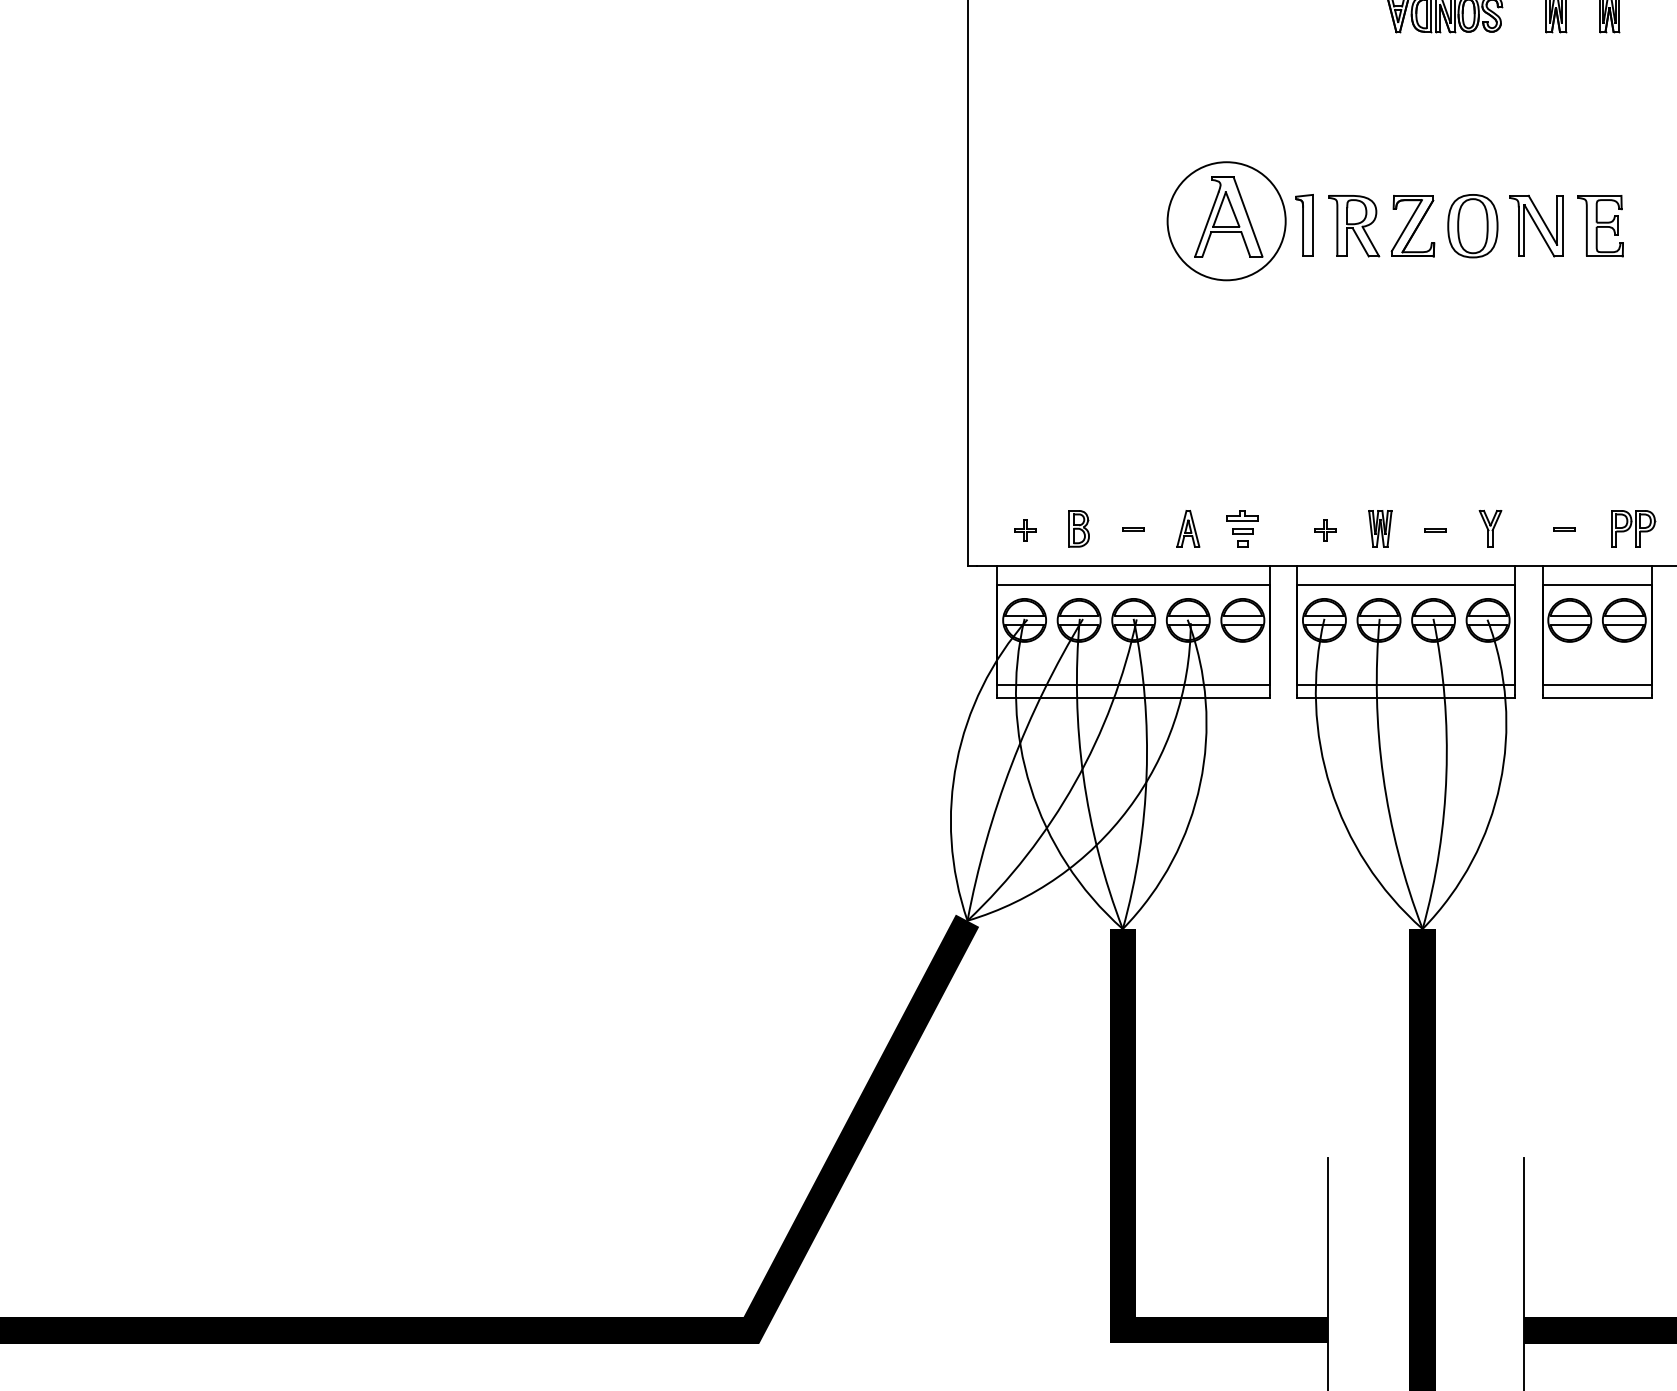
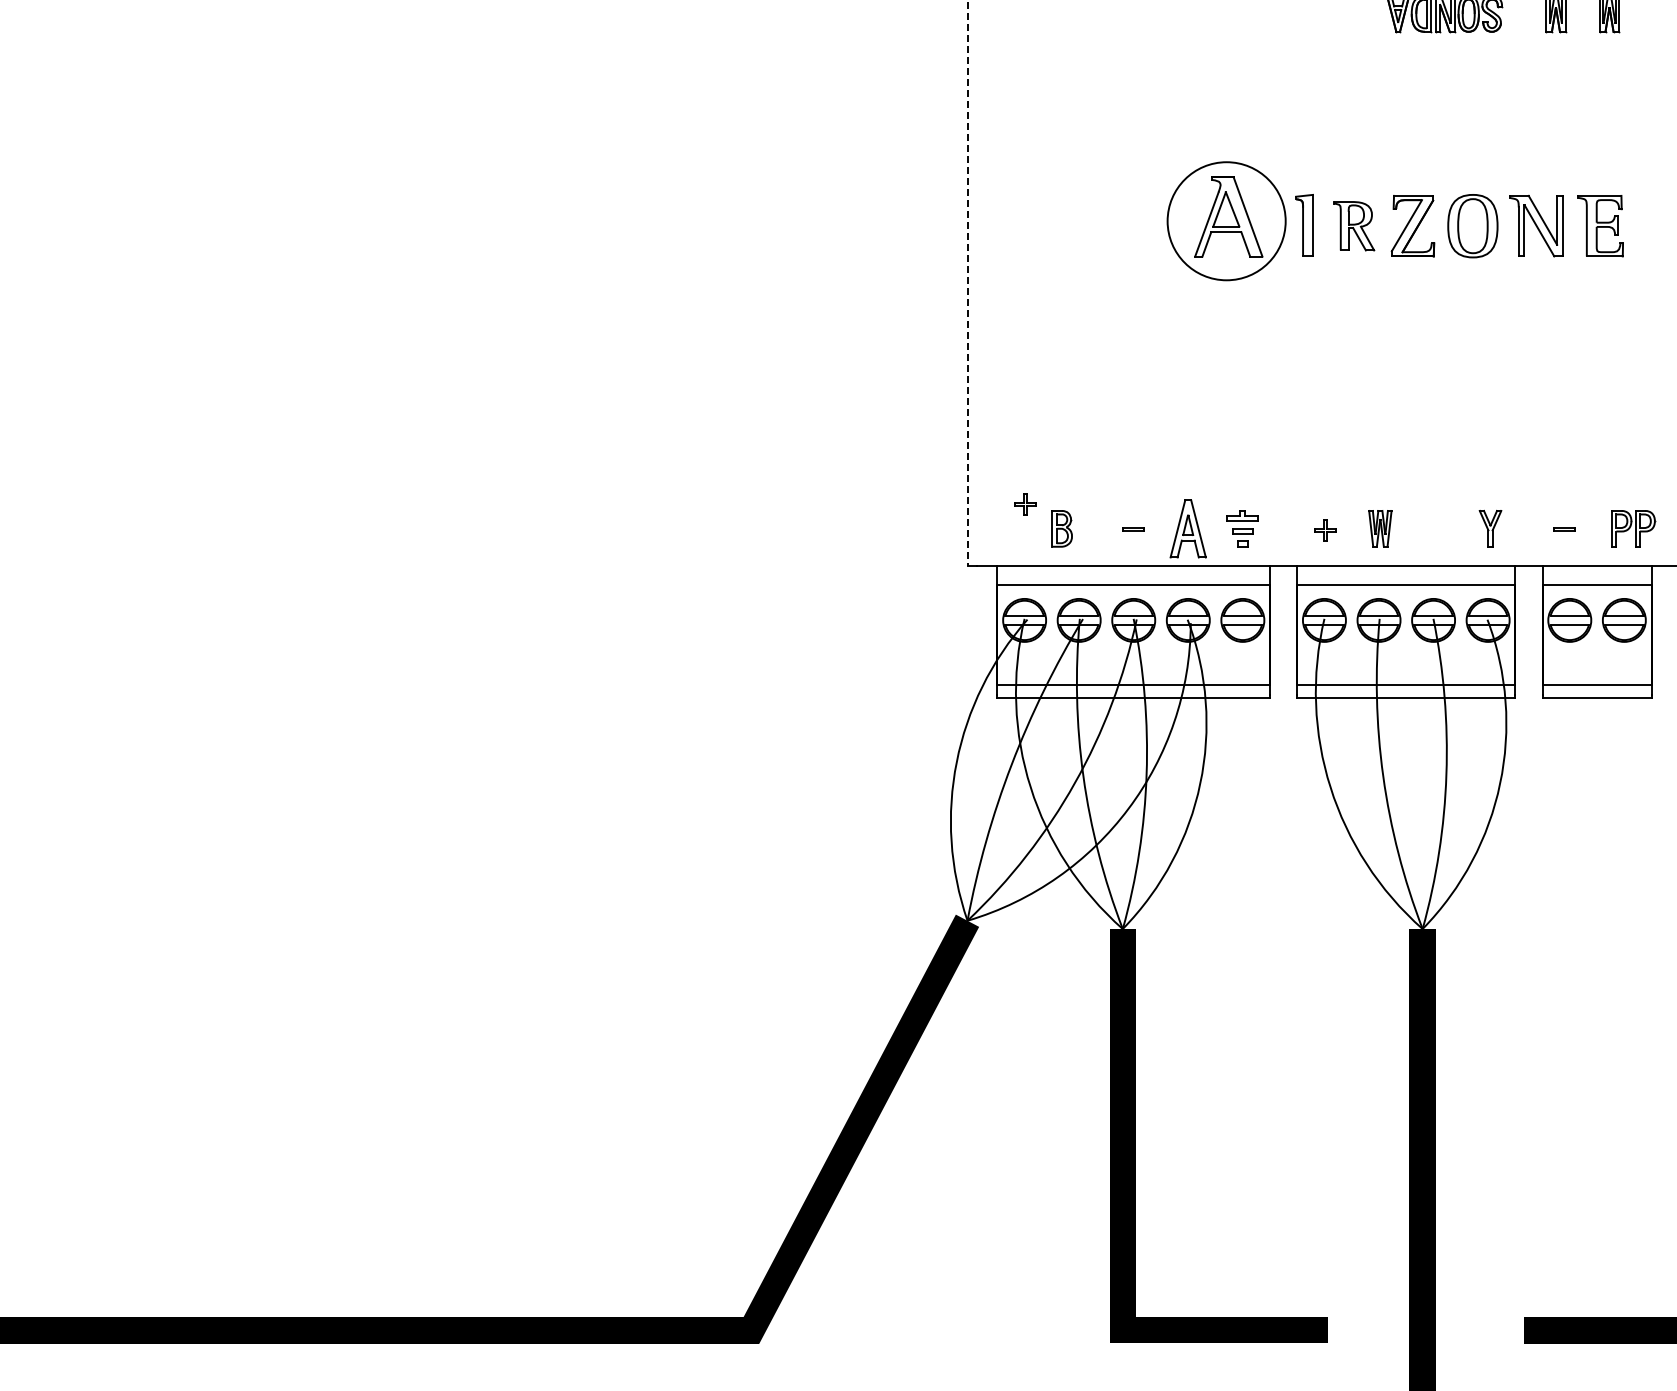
part size: 53x63 px -> 43x51 px (1354, 226)
line: solid -> dashed (968, 283)
part position: (1078, 528) -> (1061, 528) (1061, 528)
part size: 25x38 px -> 38x60 px (1187, 528)
line: present -> none (1435, 529)
part position: (1025, 530) -> (1025, 504) (1025, 504)
line: present -> none (1327, 1272)
line: present -> none (1523, 1272)
